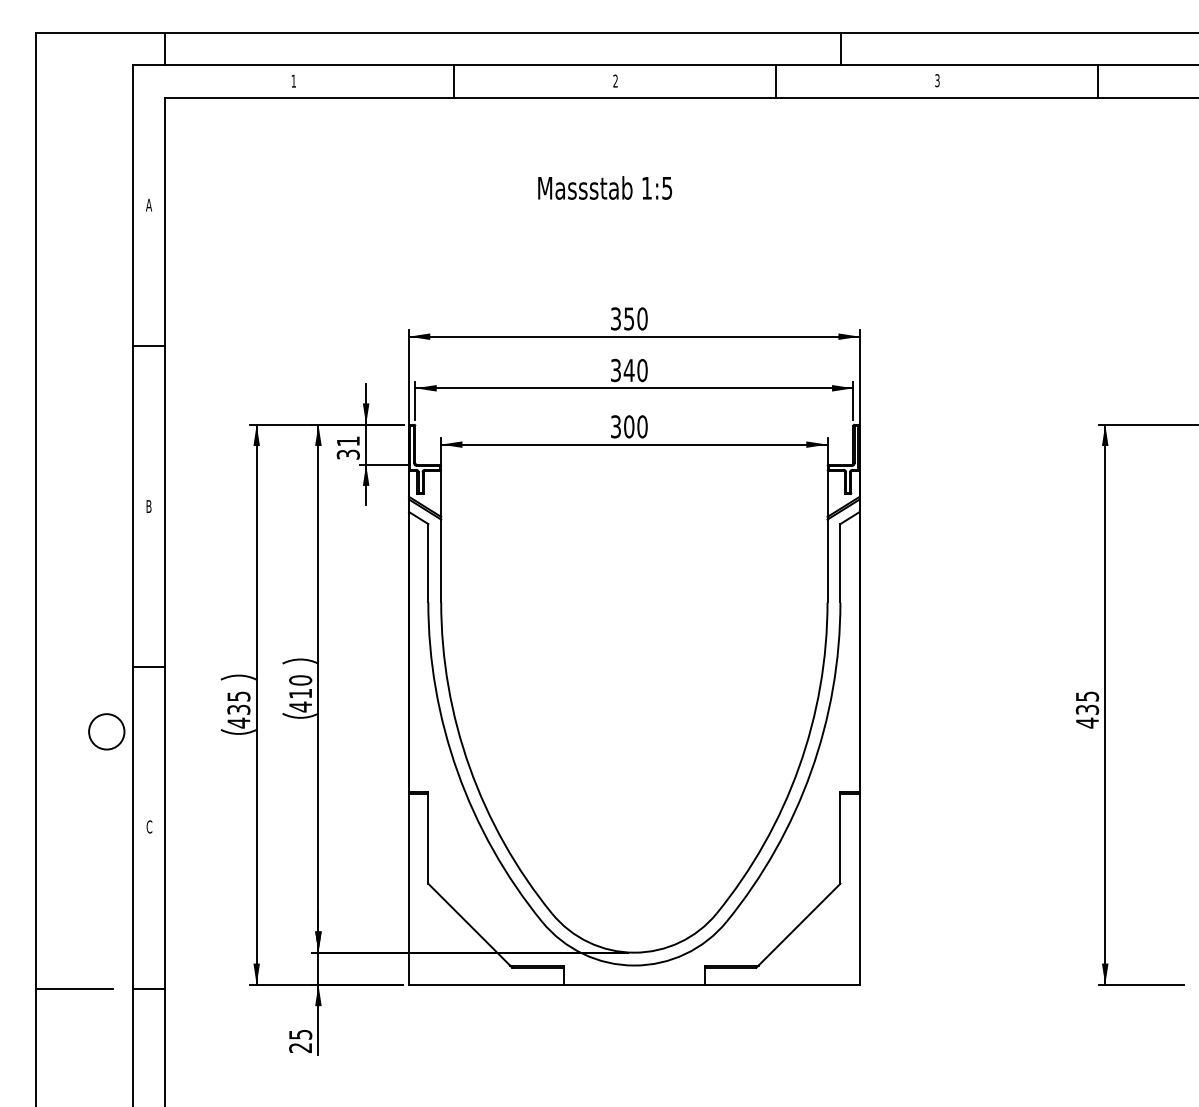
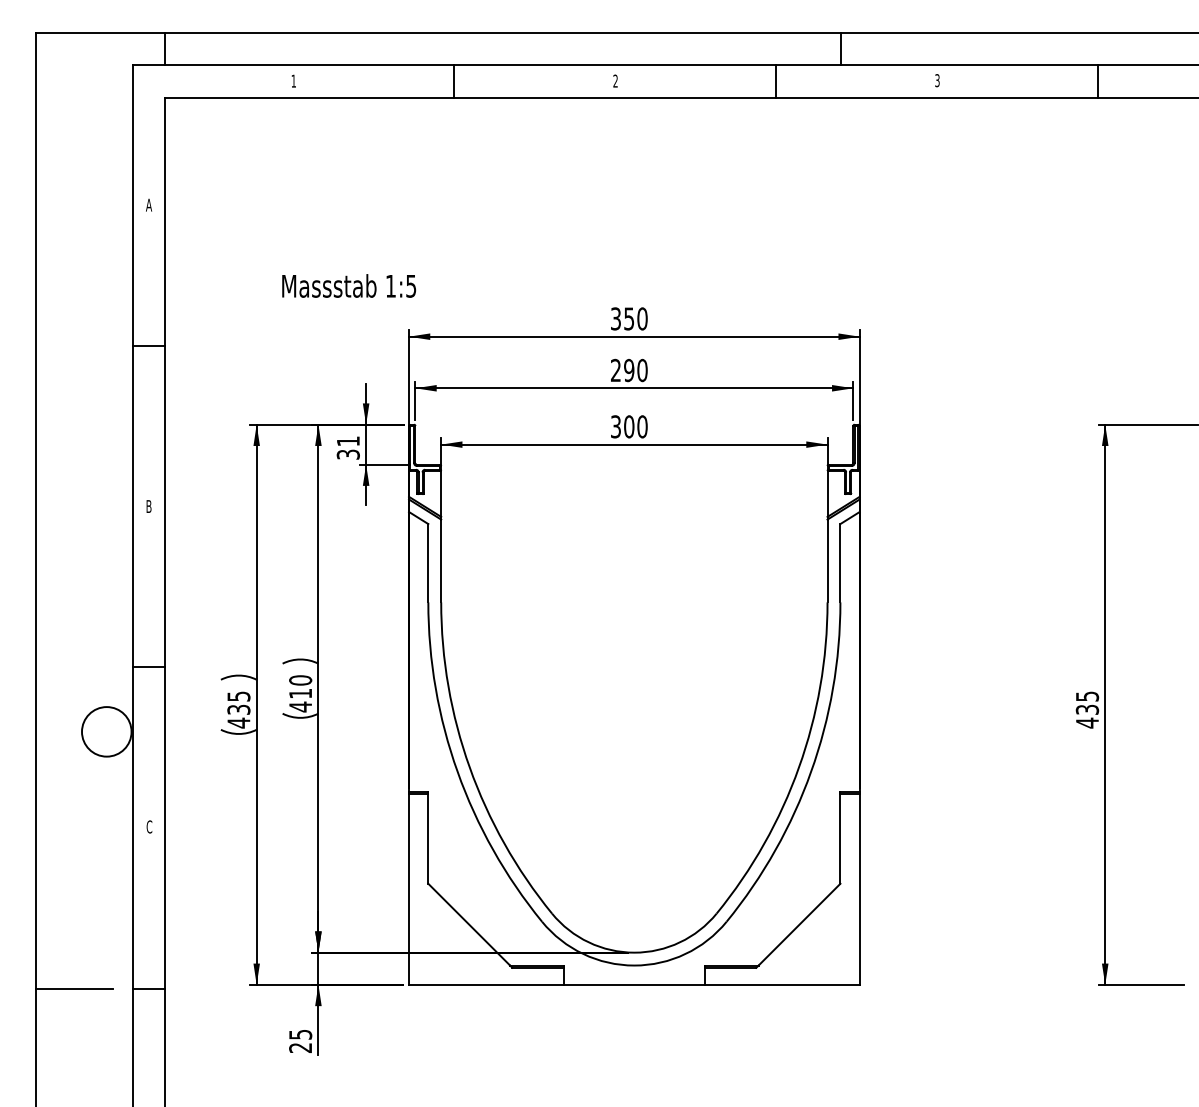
text position: (605, 187) -> (349, 285) (349, 285)
text: 340 -> 290 (622, 370)
circle diameter: 35 px -> 50 px (106, 731)
